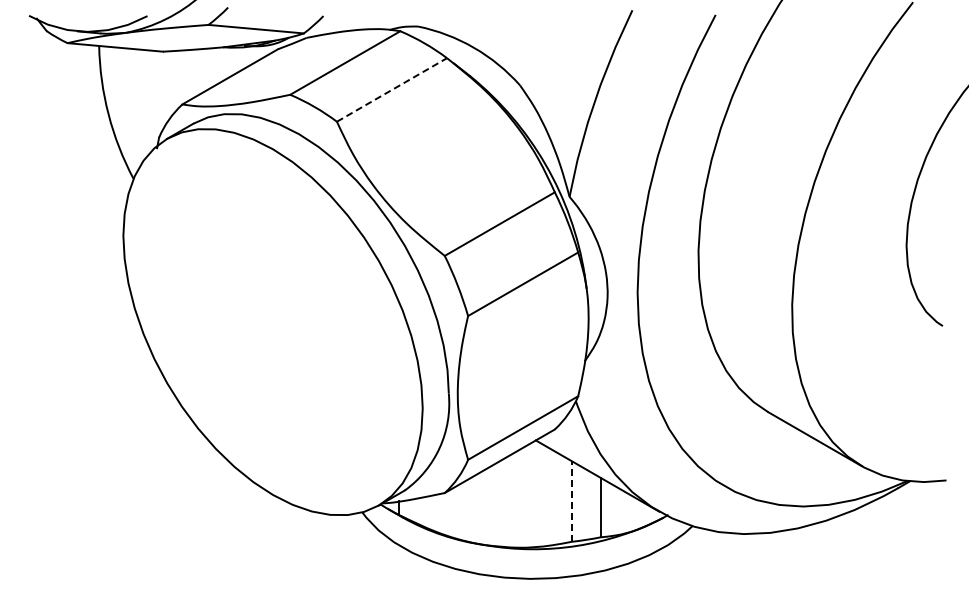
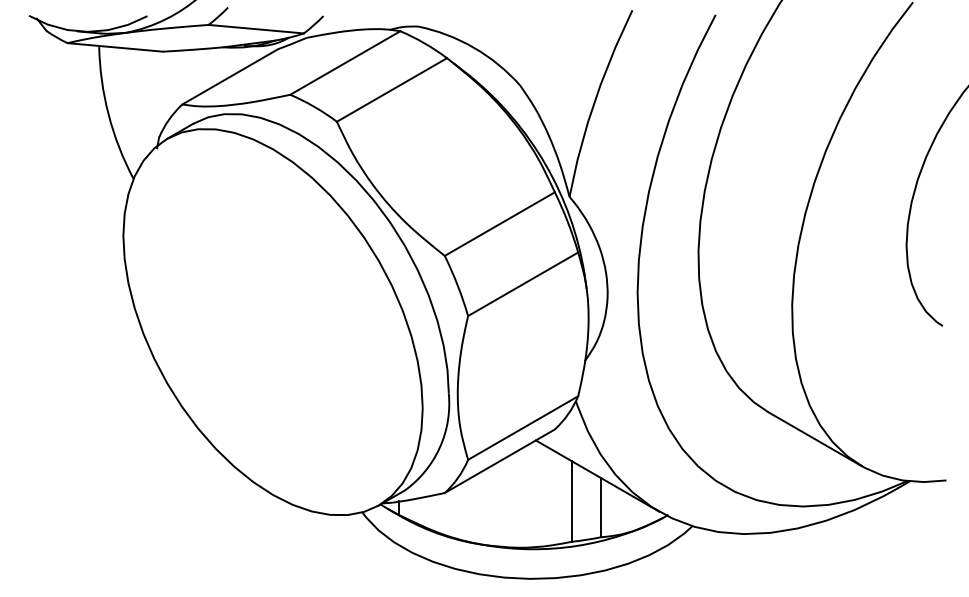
line: dashed -> solid (391, 89)
line: dashed -> solid (571, 501)
